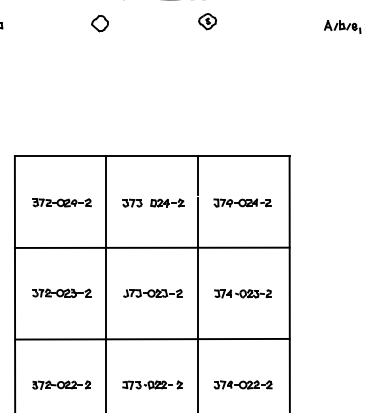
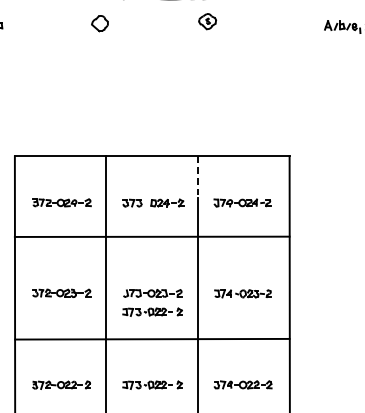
line: solid -> dashed (198, 175)
line position: (151, 247) -> (151, 236) (151, 236)
part: none -> present (152, 311)
